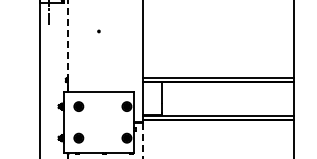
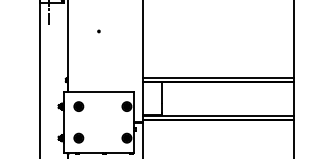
line: dashed -> solid (68, 45)
line: dashed -> solid (143, 141)
